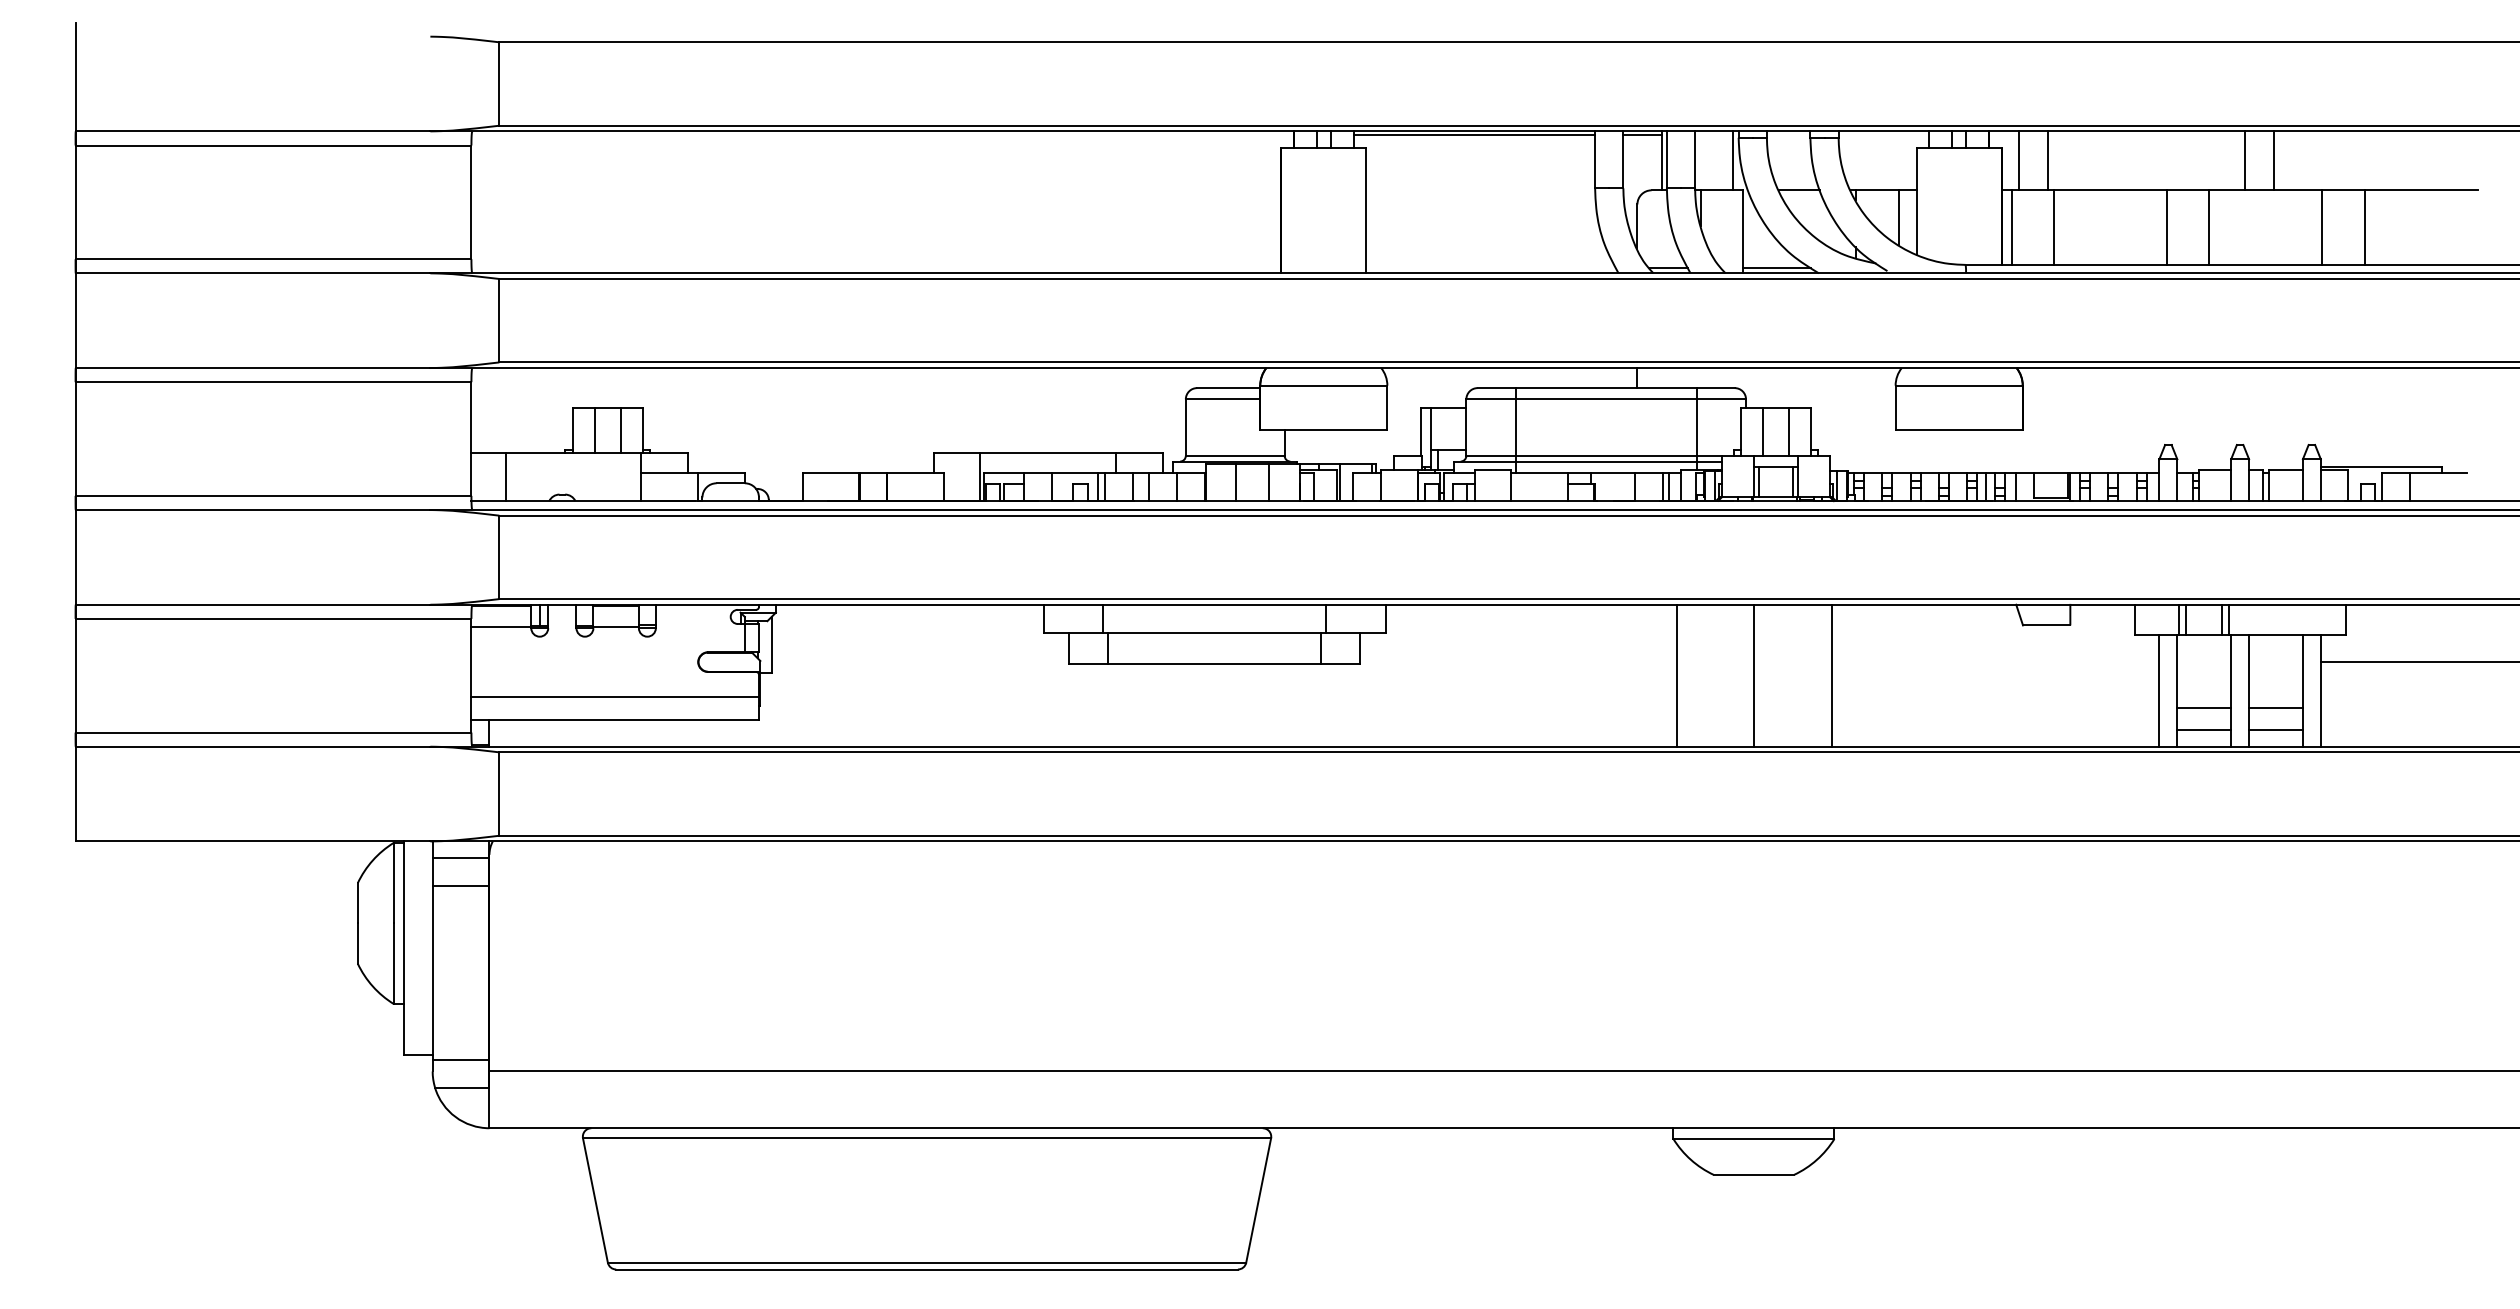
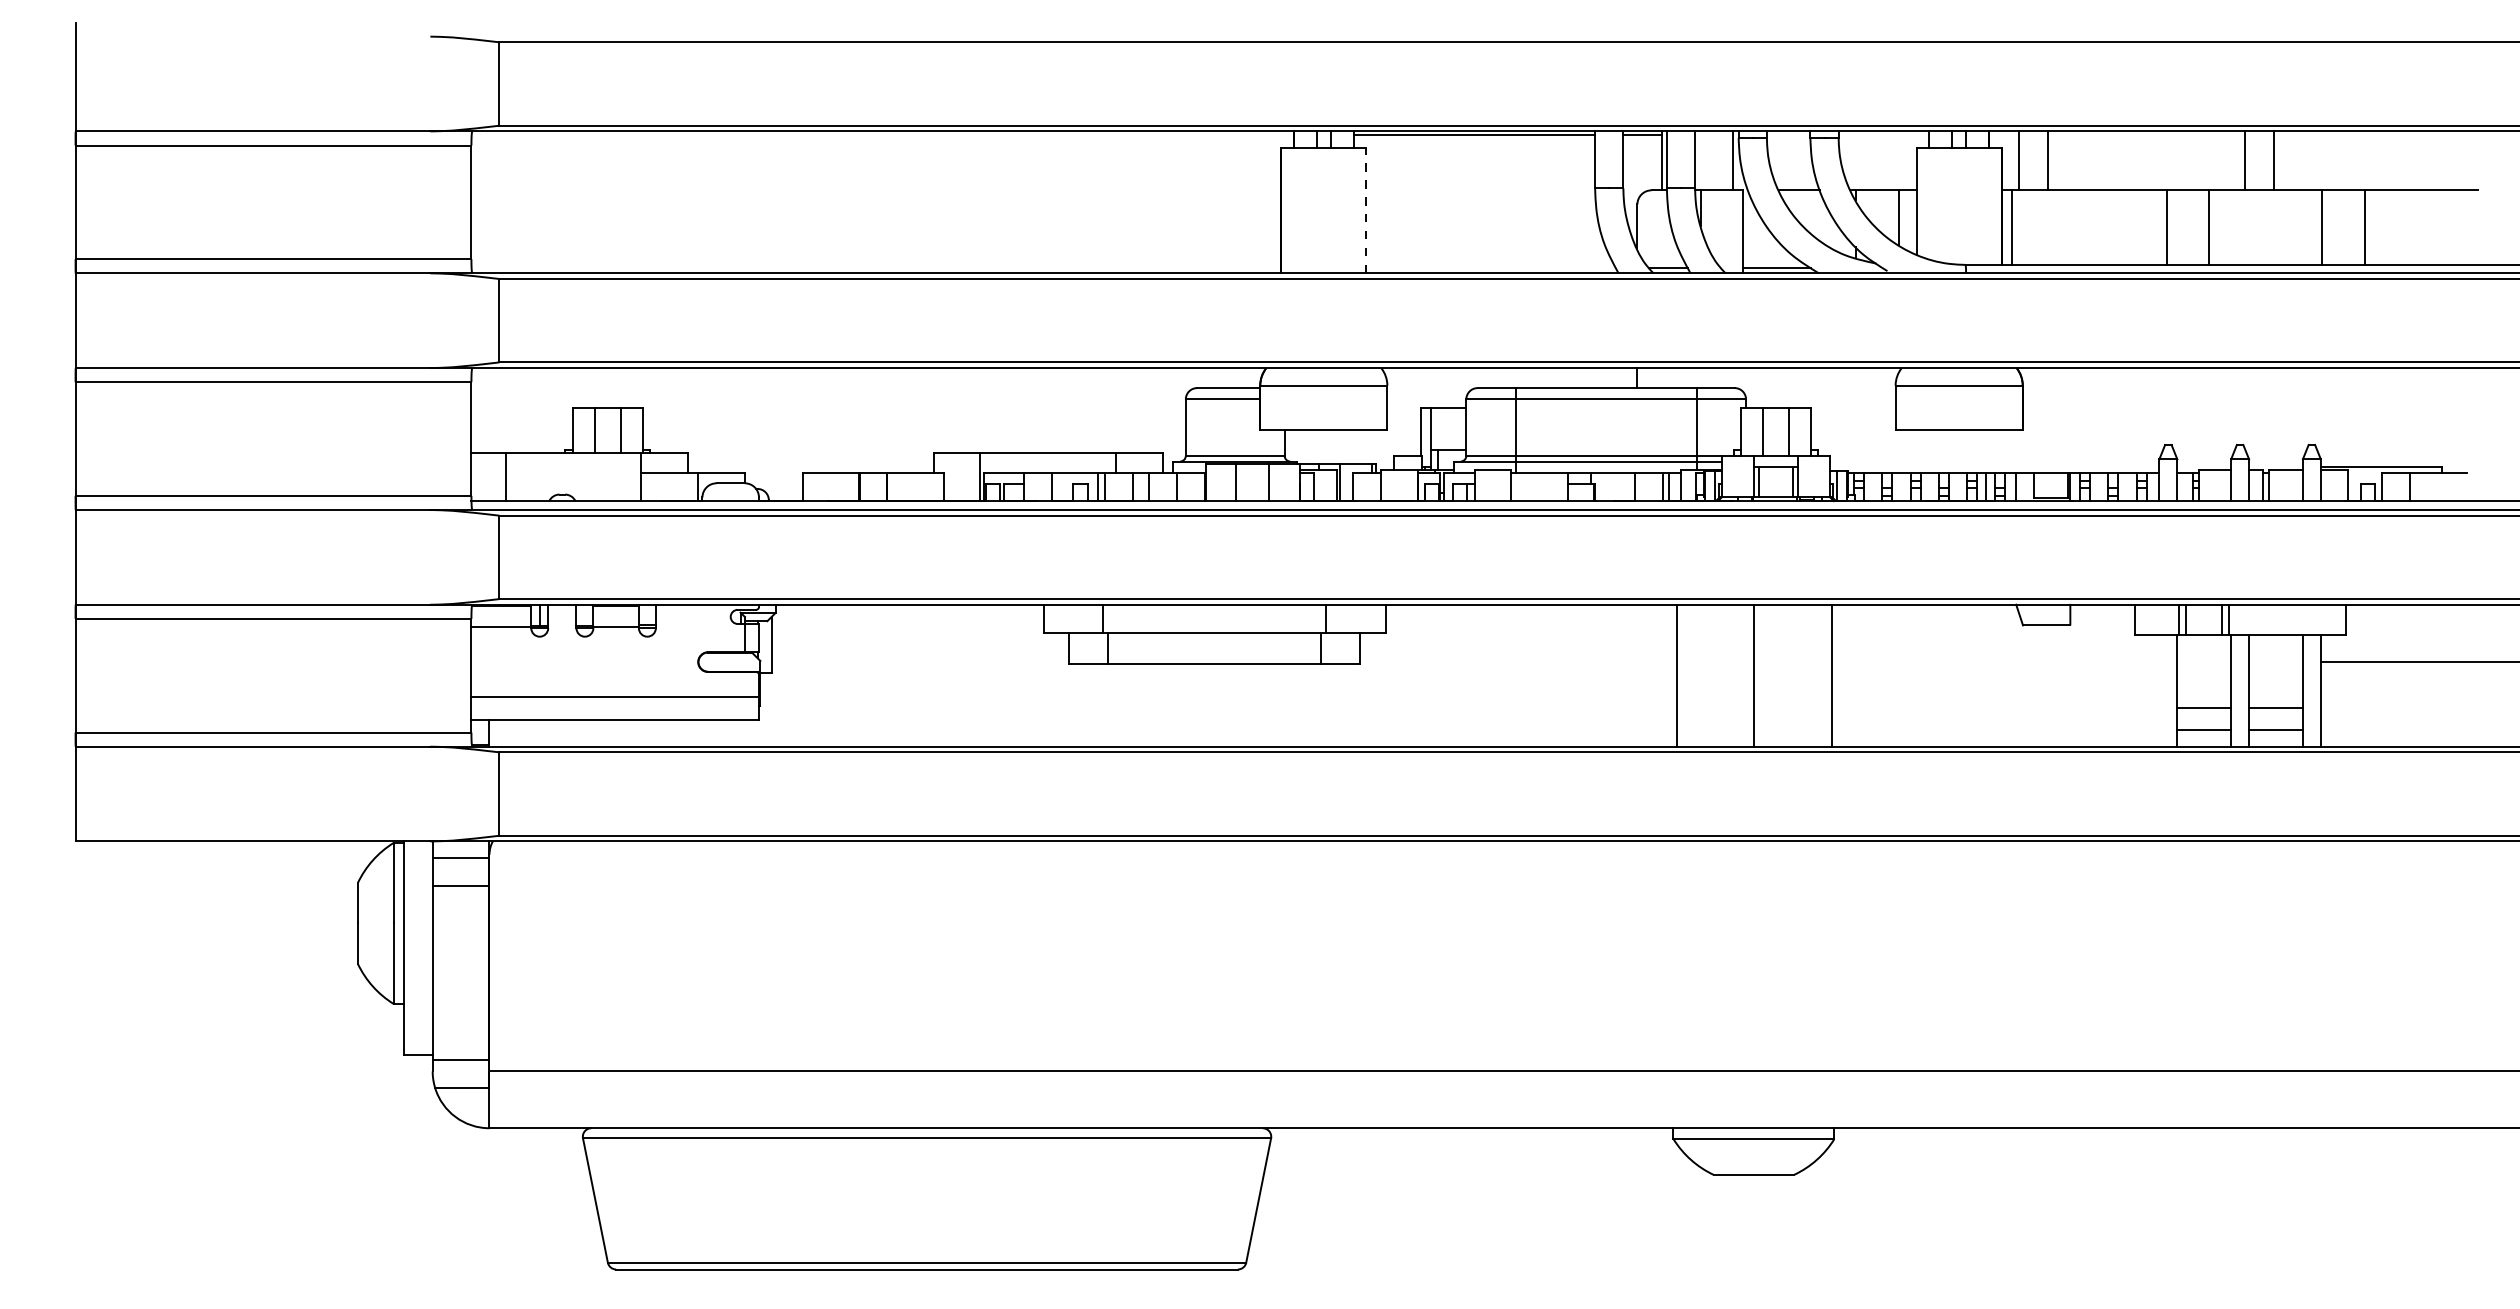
line: solid -> dashed (1366, 210)
line: present -> none (2054, 227)
line: present -> none (2159, 690)
